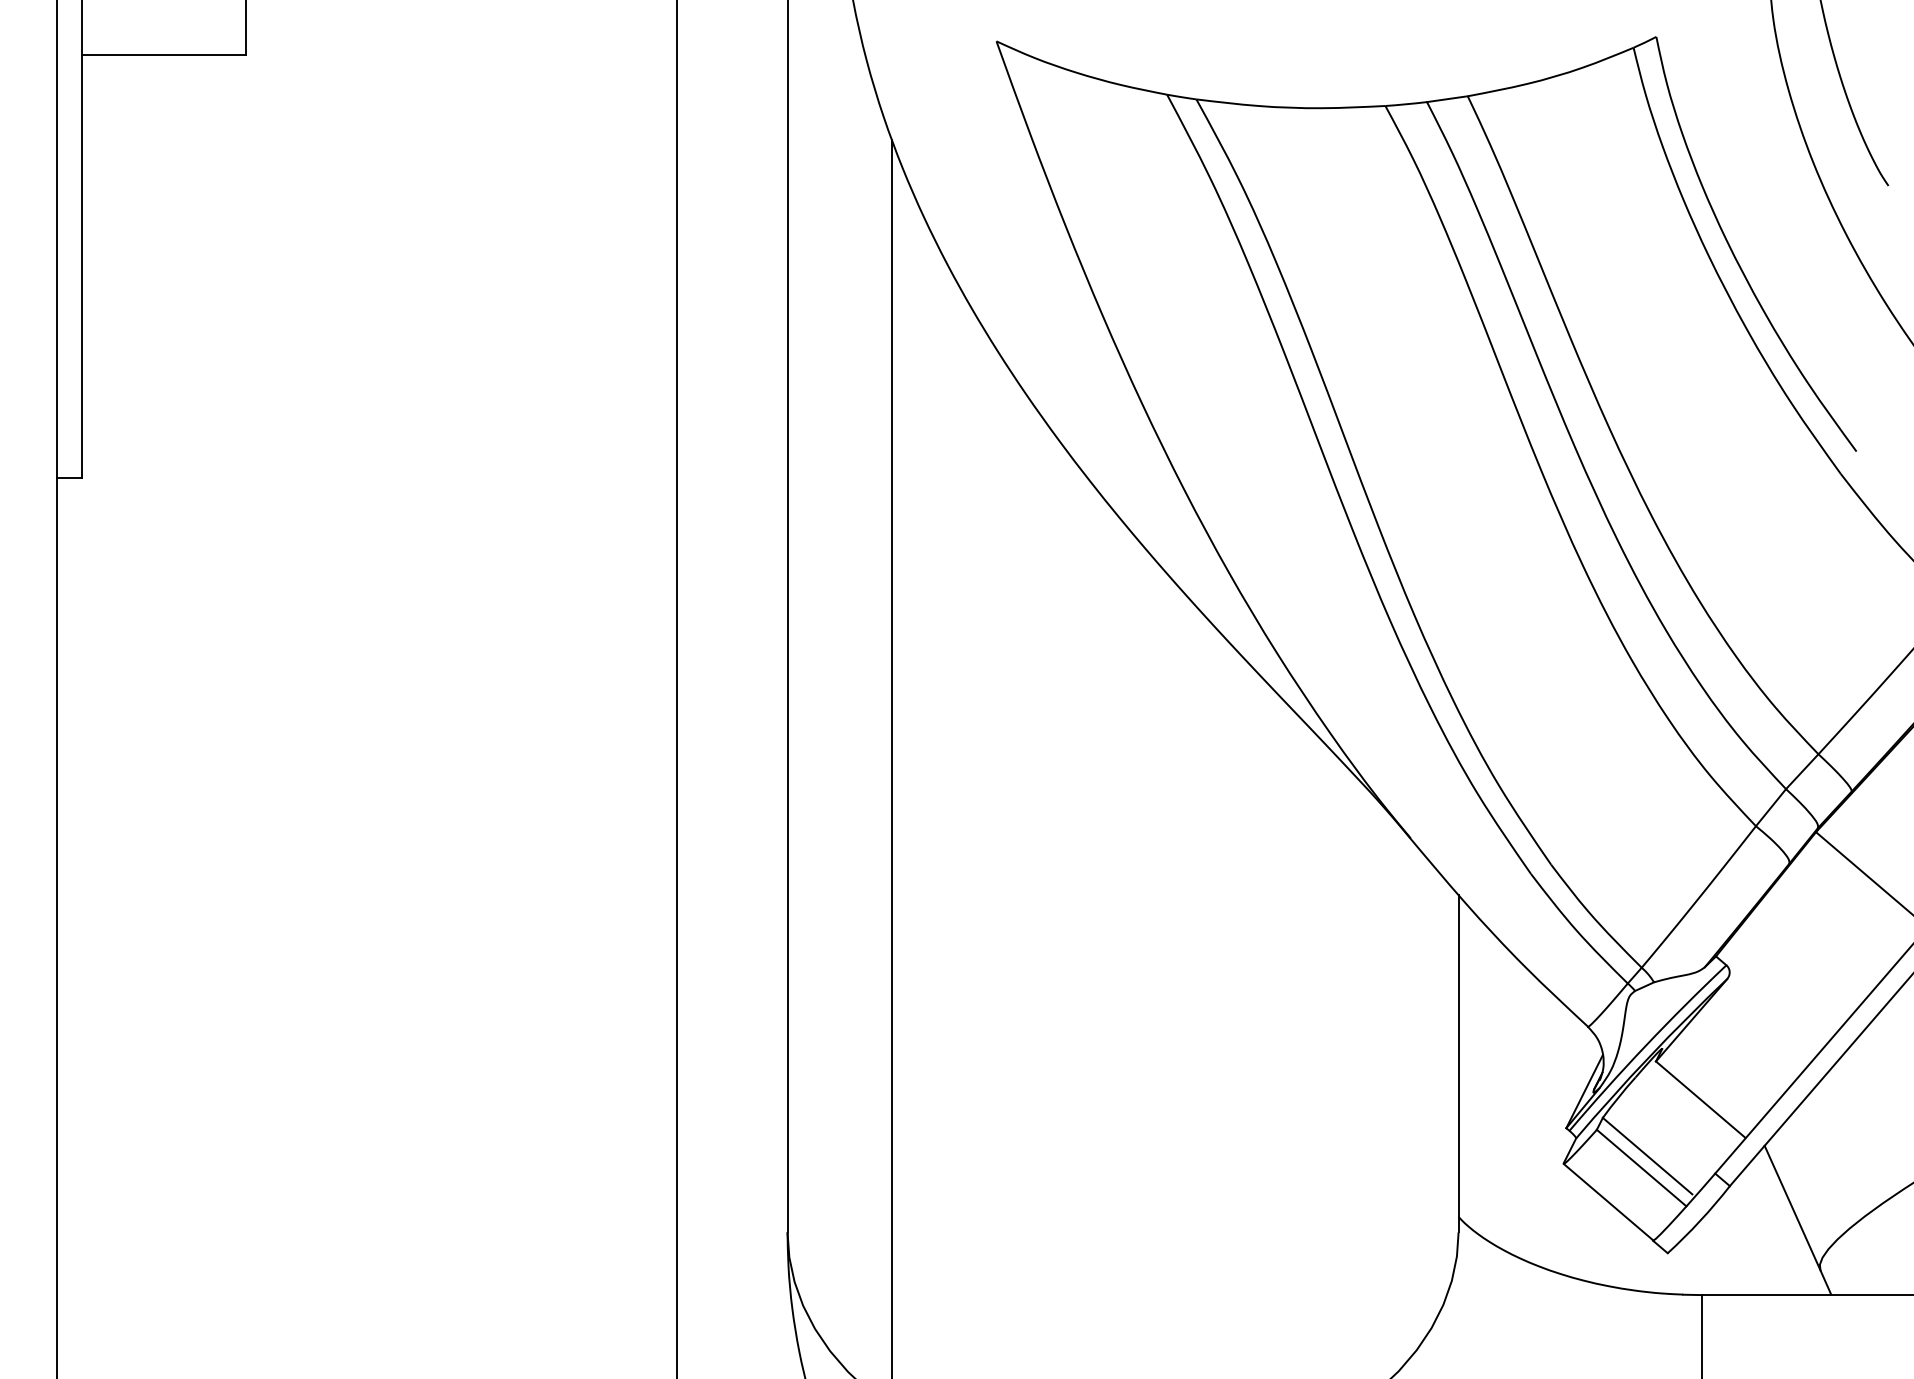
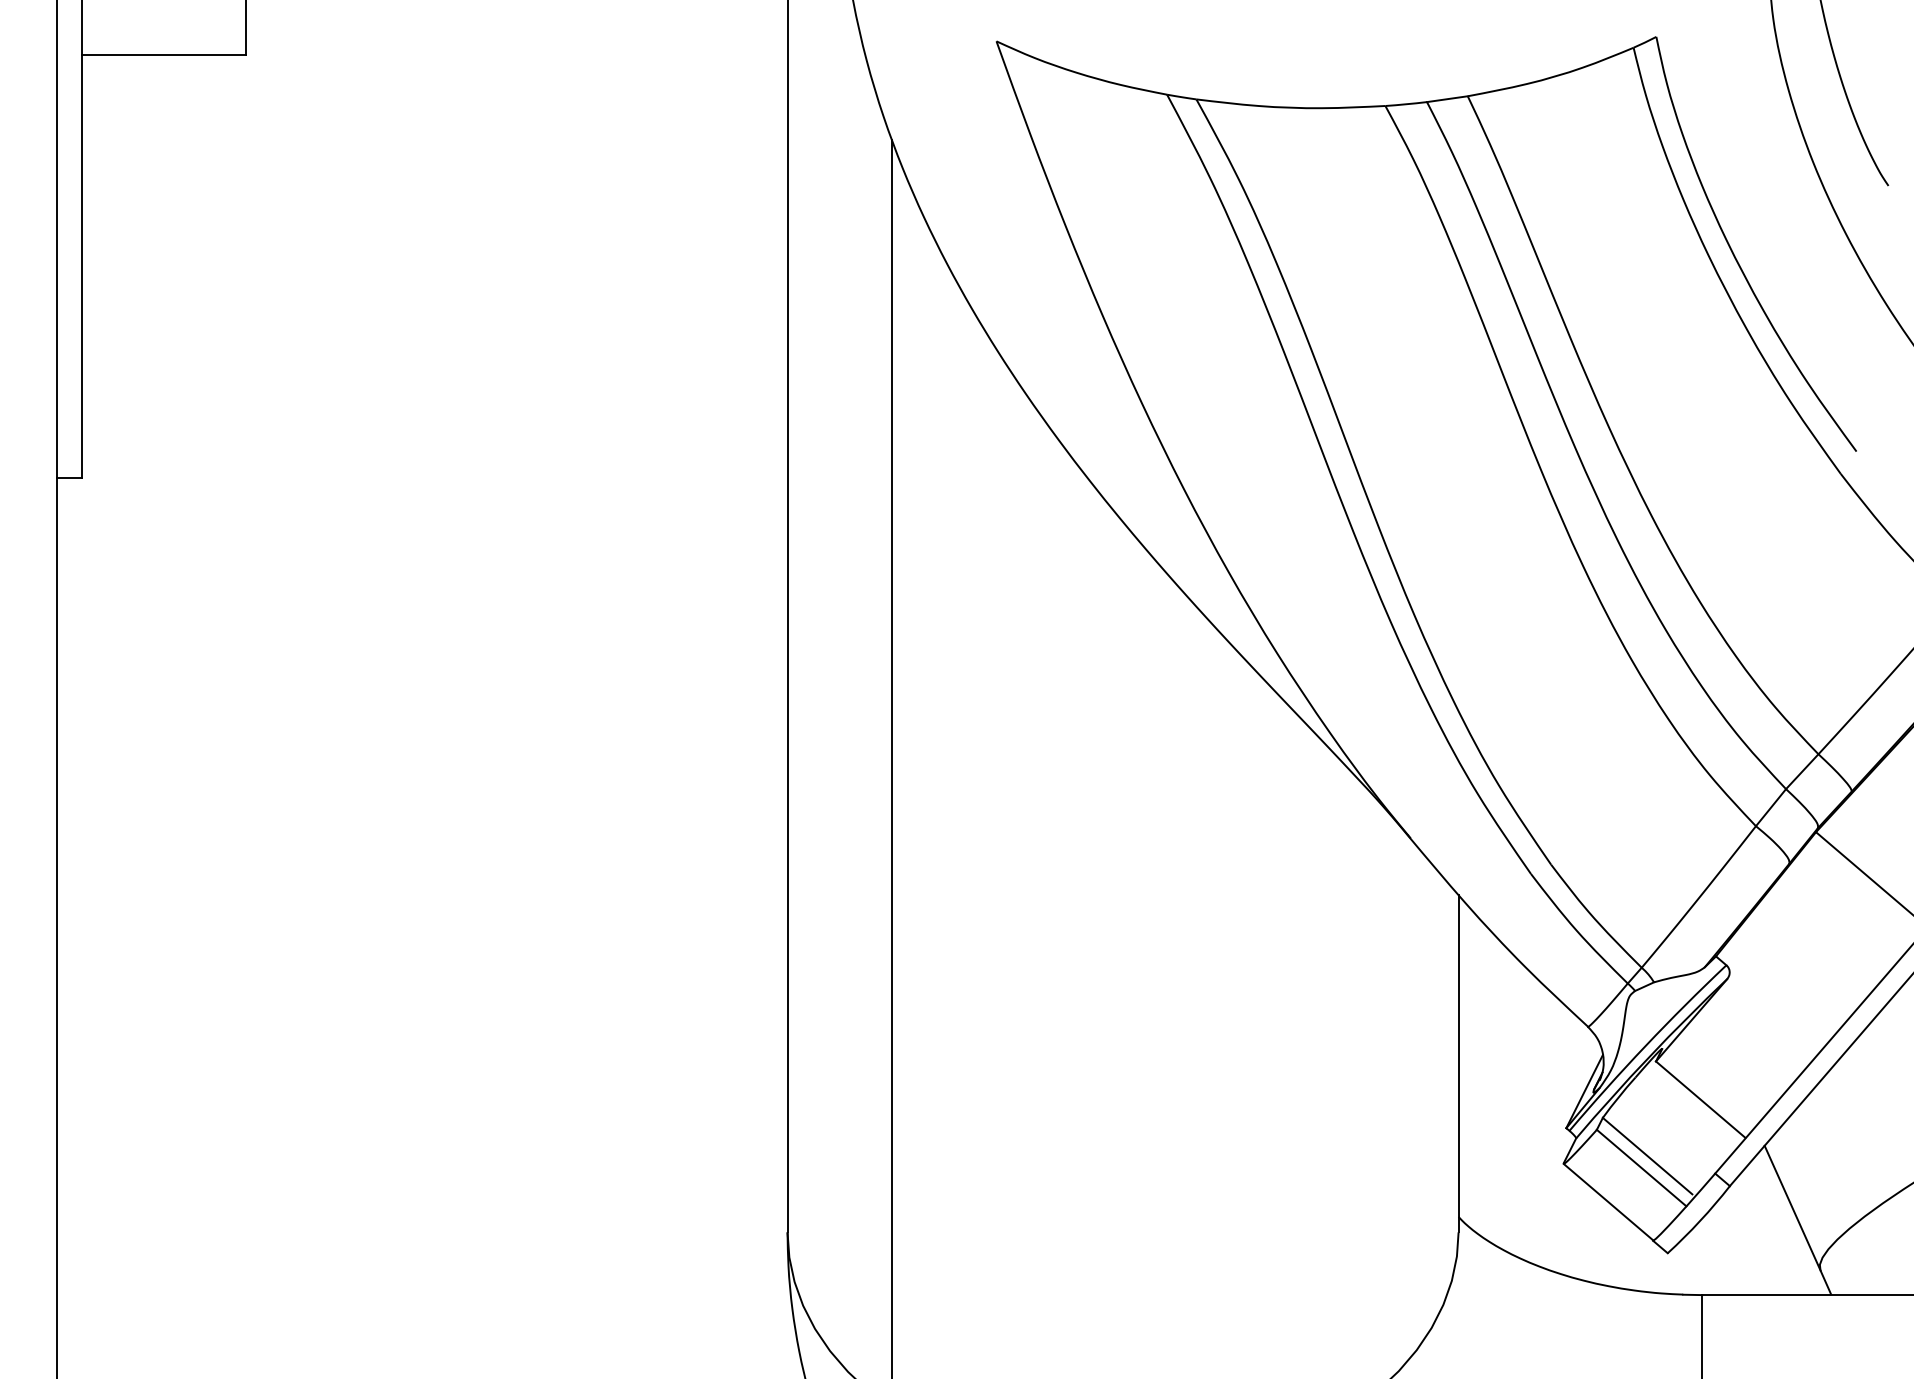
line: present -> none (677, 688)
